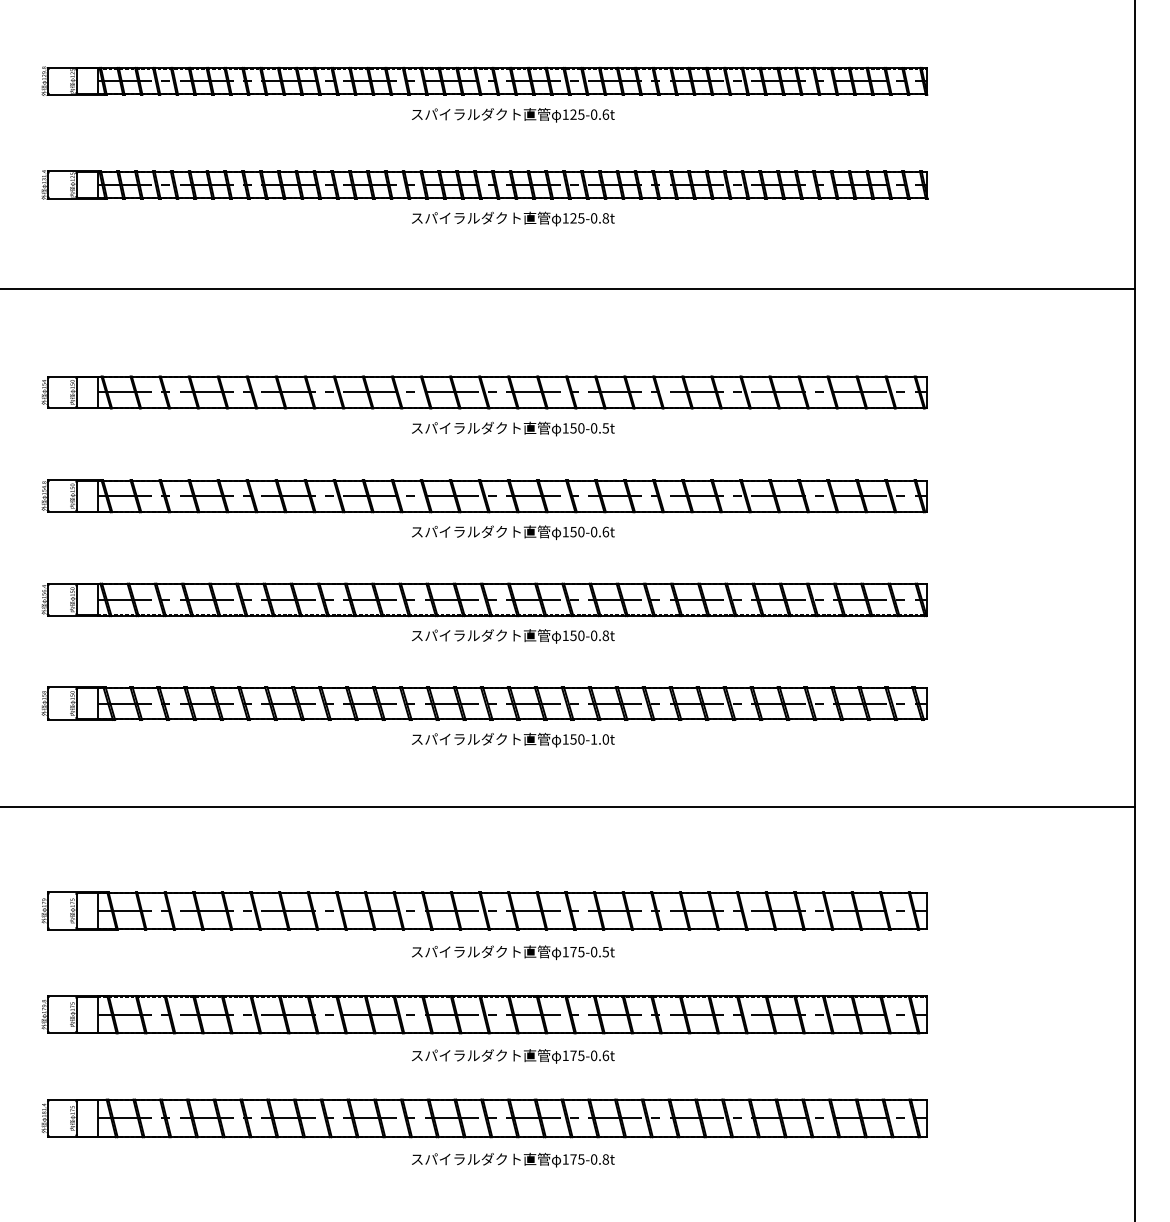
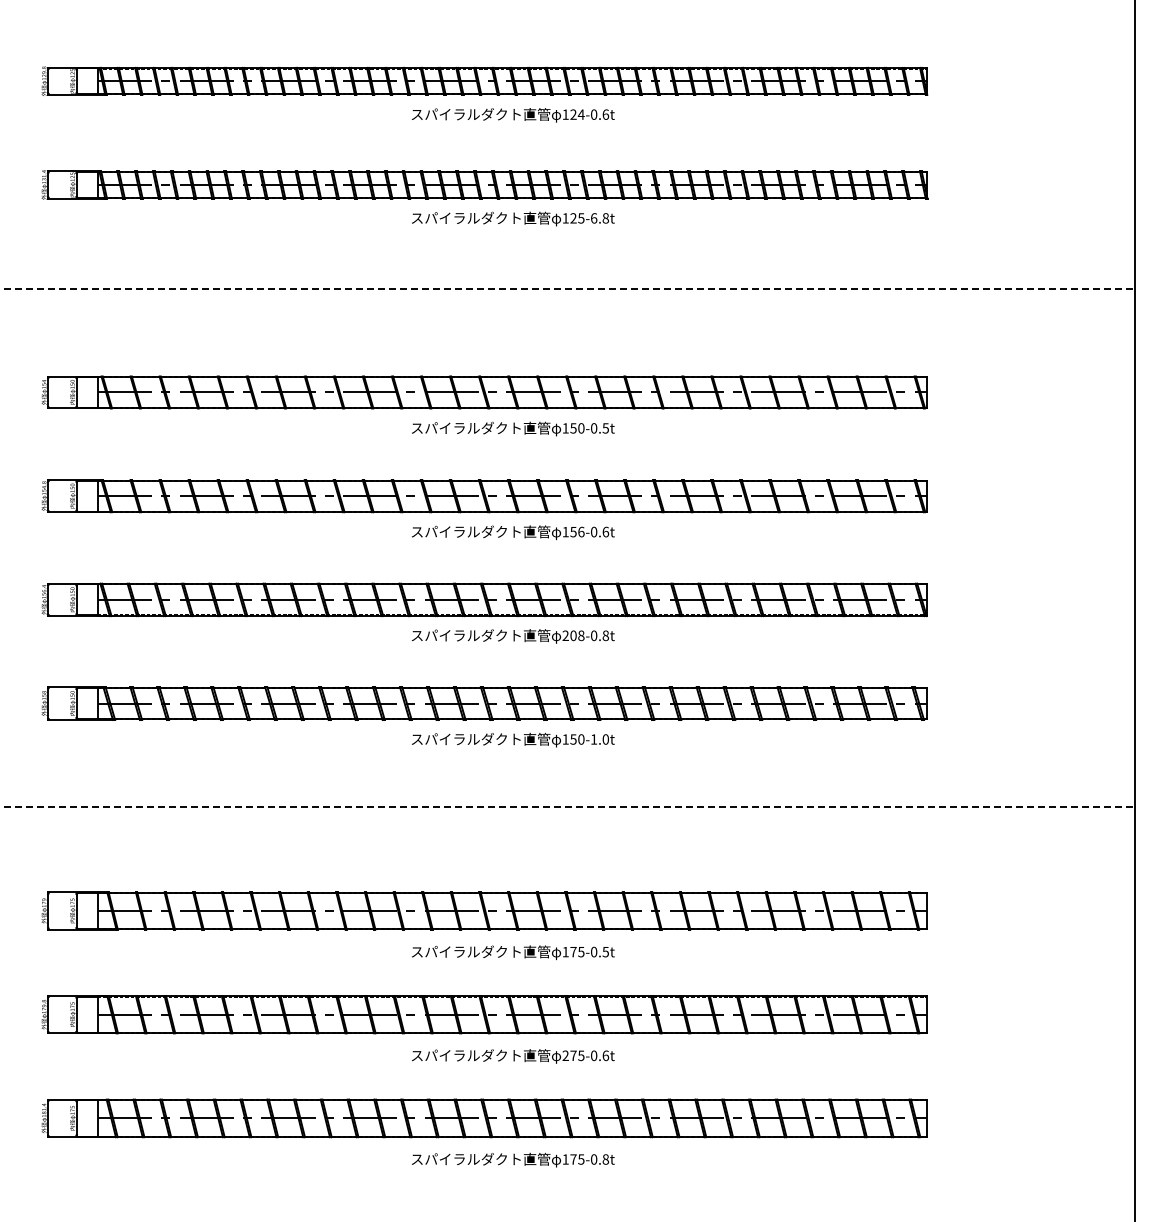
text: 125-0.6t -> 124-0.6t (580, 114)
text: 125-0.8t -> 125-6.8t (594, 218)
line: solid -> dashed (568, 288)
text: 150-0.6t -> 156-0.6t (581, 531)
text: 150-0.8t -> 208-0.8t (573, 635)
line: solid -> dashed (568, 807)
text: 175-0.6t -> 275-0.6t (565, 1055)
